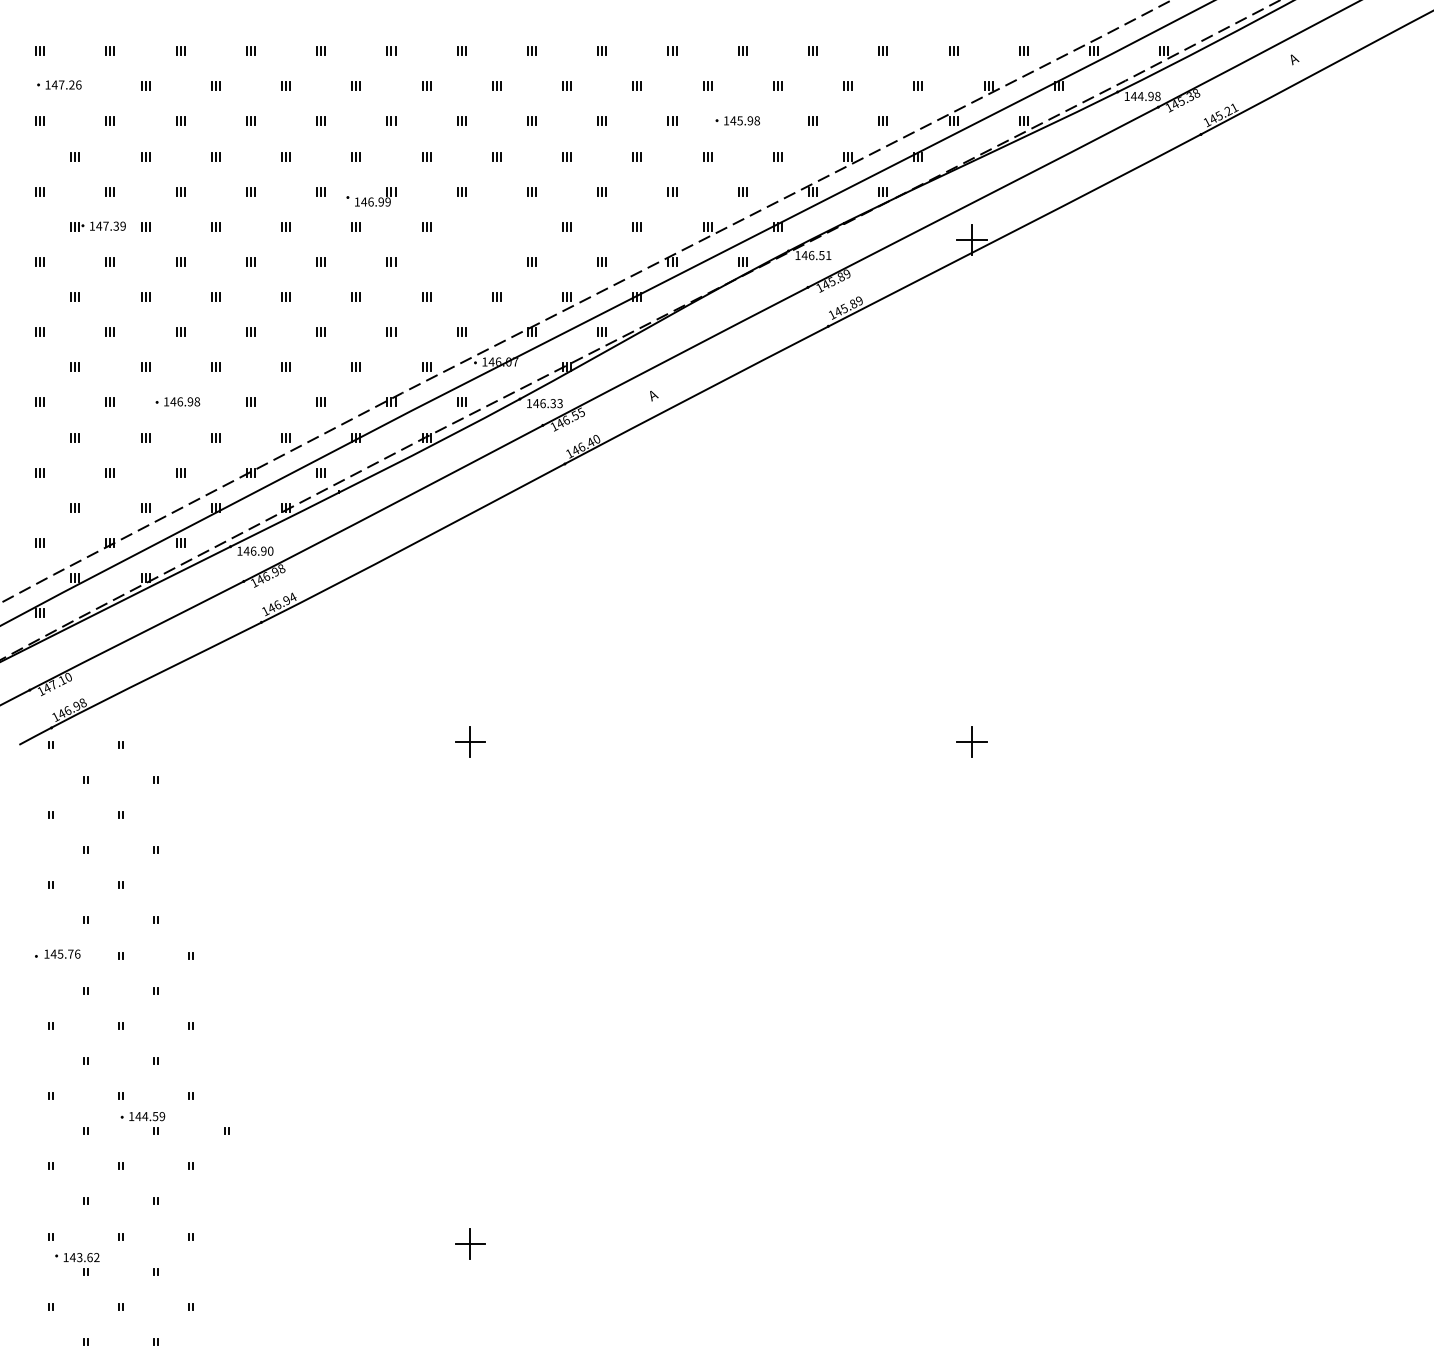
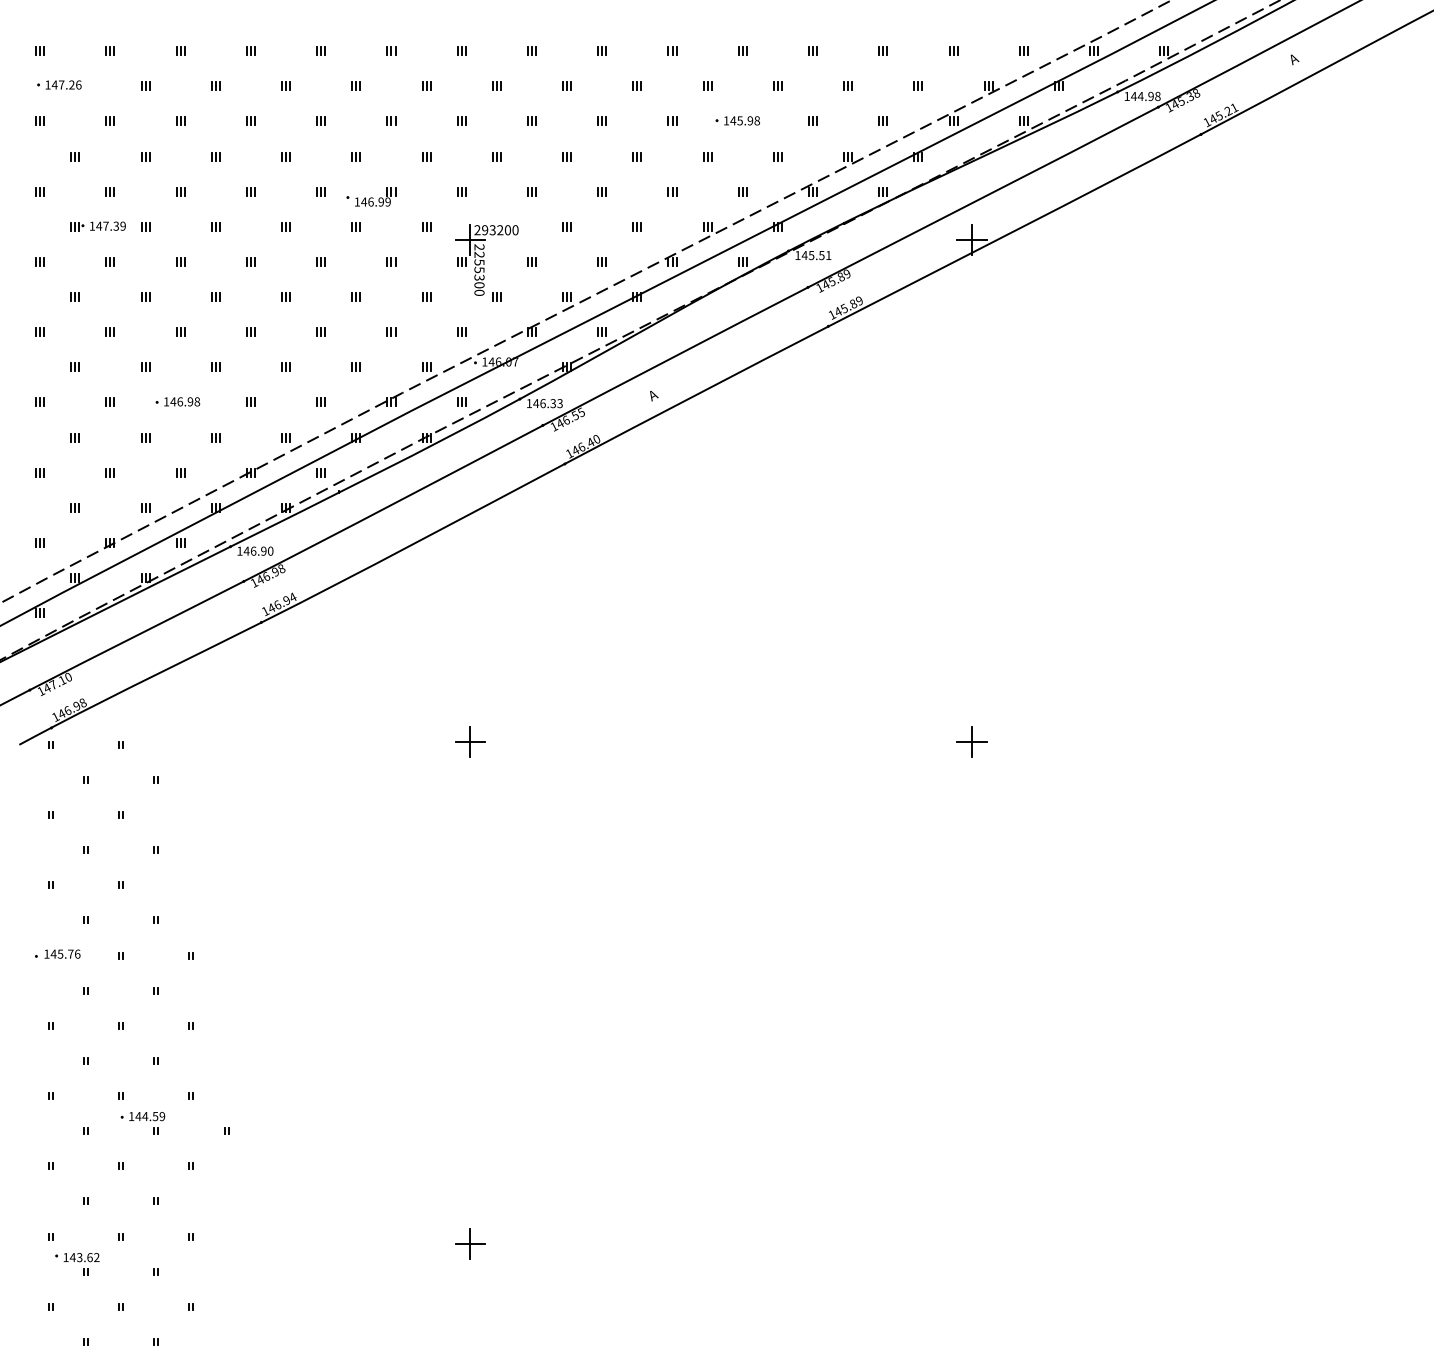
text: 146.51 -> 145.51 (811, 255)
part: none -> present (486, 259)
